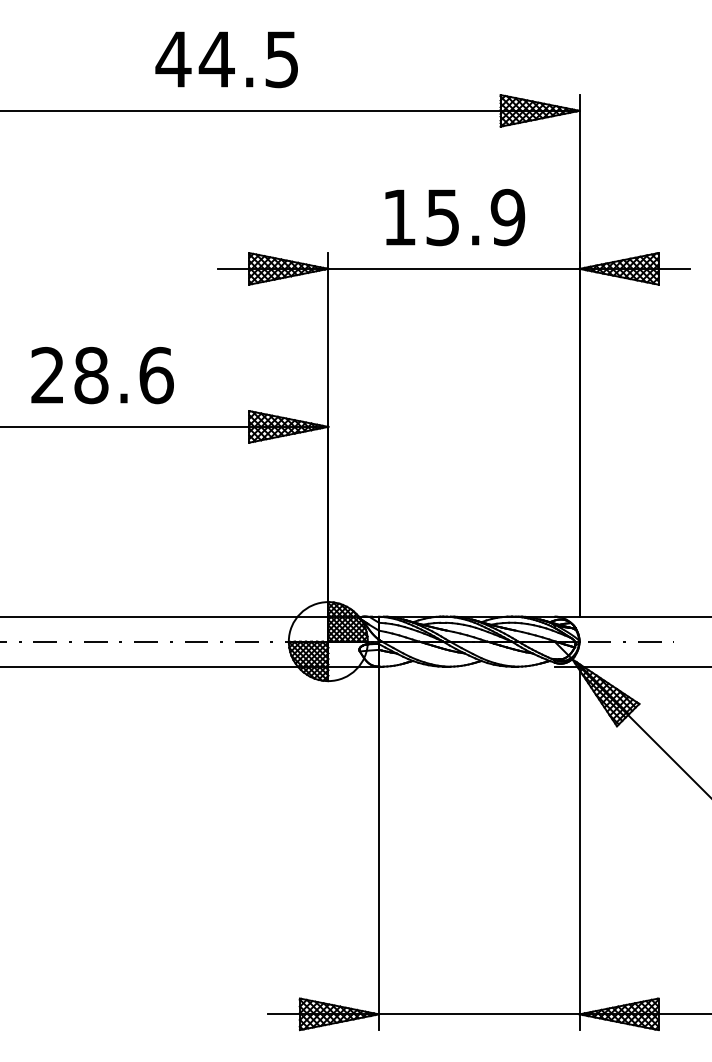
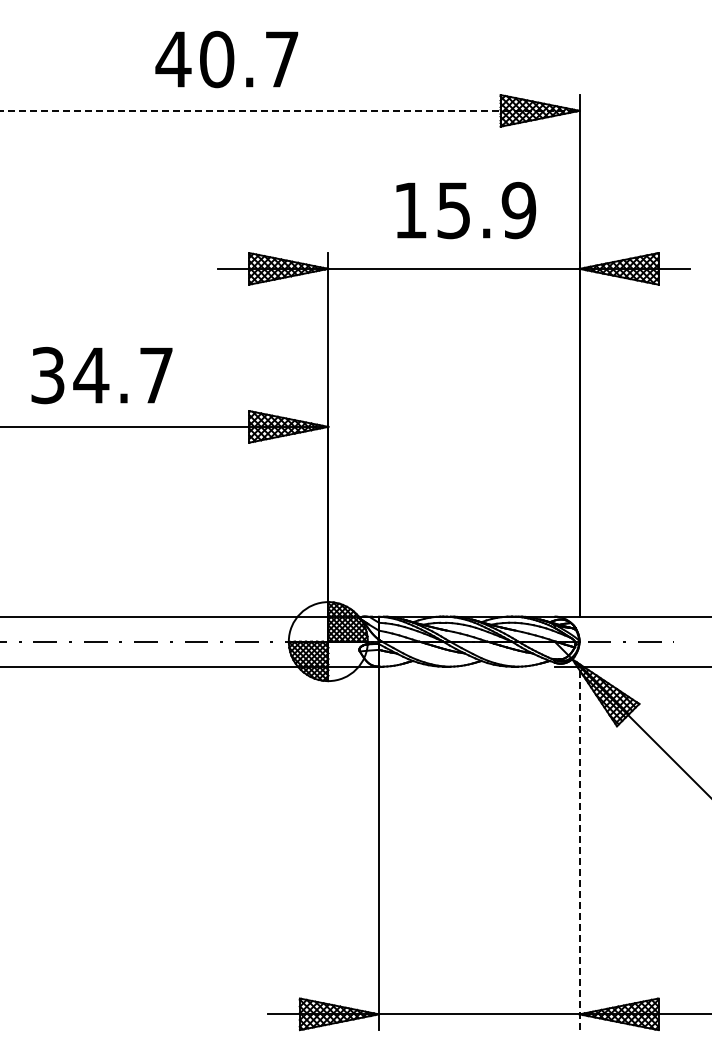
text: 44.5 -> 40.7 (248, 59)
line: solid -> dashed (289, 110)
text position: (455, 217) -> (466, 210) (466, 210)
text: 28.6 -> 34.7 (102, 375)
line: solid -> dashed (579, 848)
